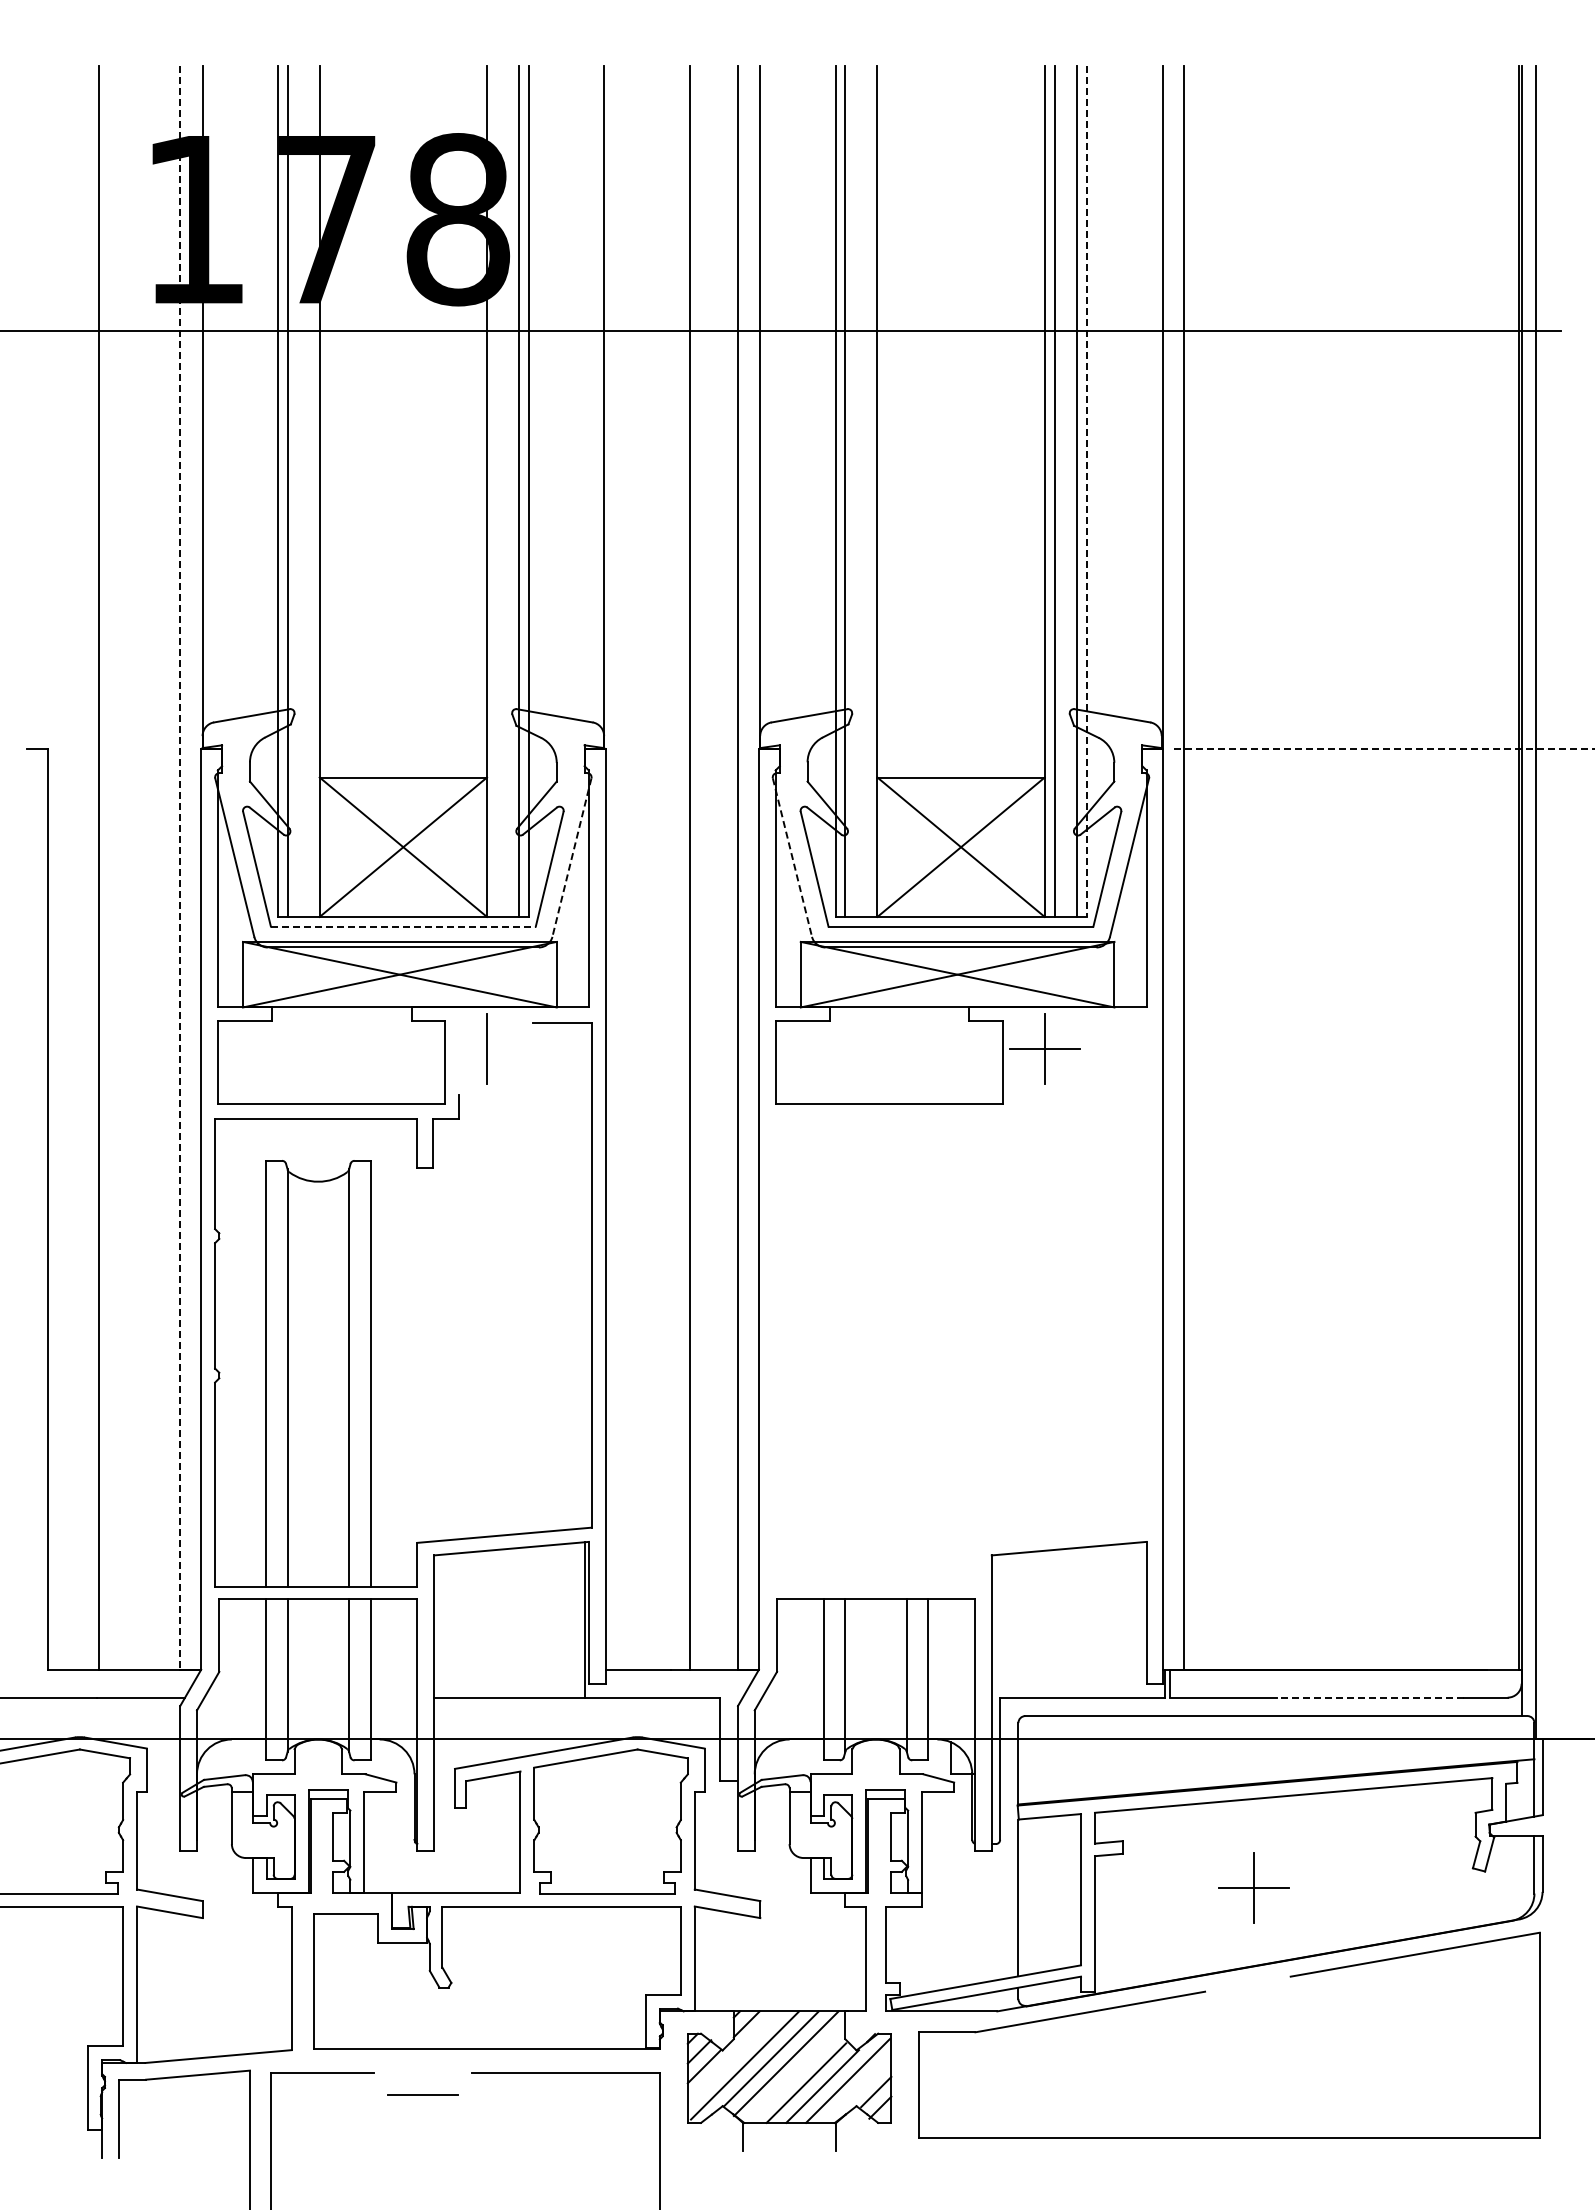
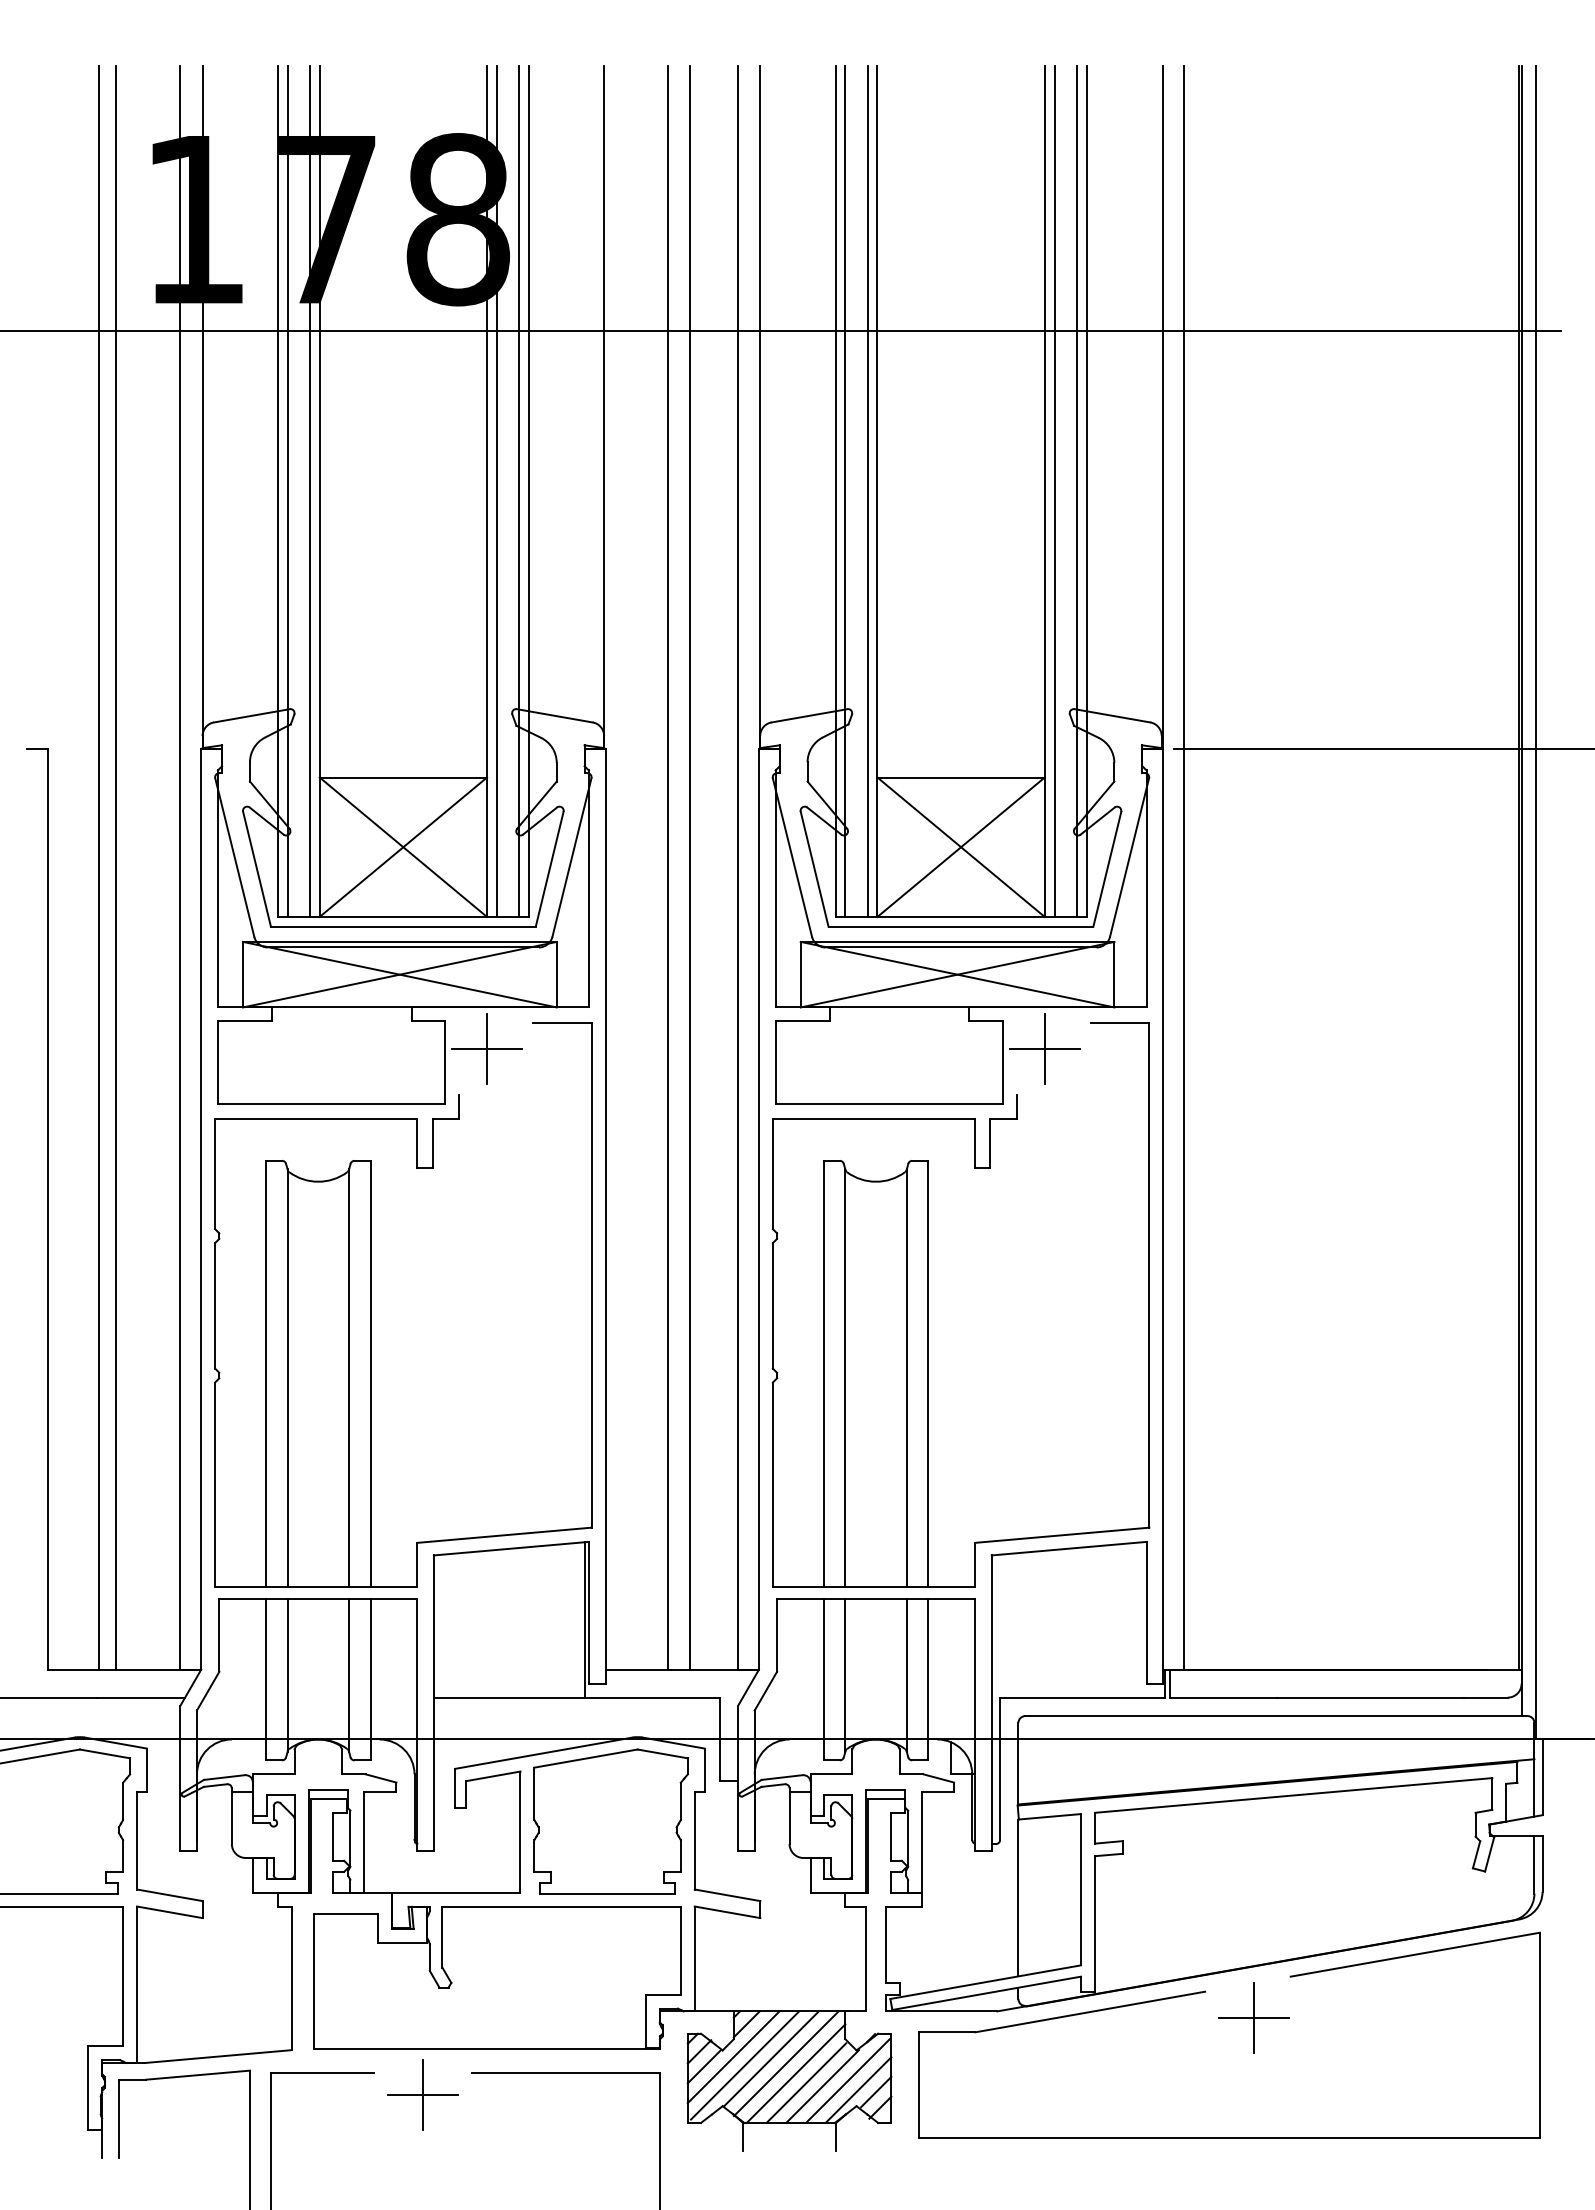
line: none -> present (309, 491)
line: none -> present (496, 491)
line: none -> present (867, 491)
line: dashed -> solid (1086, 492)
line: dashed -> solid (1384, 749)
line: dashed -> solid (571, 857)
line: dashed -> solid (792, 857)
line: none -> present (116, 867)
line: none -> present (668, 867)
line: dashed -> solid (180, 868)
line: dashed -> solid (403, 926)
line: none -> present (486, 1049)
part: none -> present (928, 1304)
line: dashed -> solid (1370, 1697)
part position: (1253, 1887) -> (1253, 2017) (1253, 2017)
line: none -> present (733, 2057)
line: none -> present (795, 2073)
line: none -> present (858, 2089)
line: none -> present (422, 2094)
